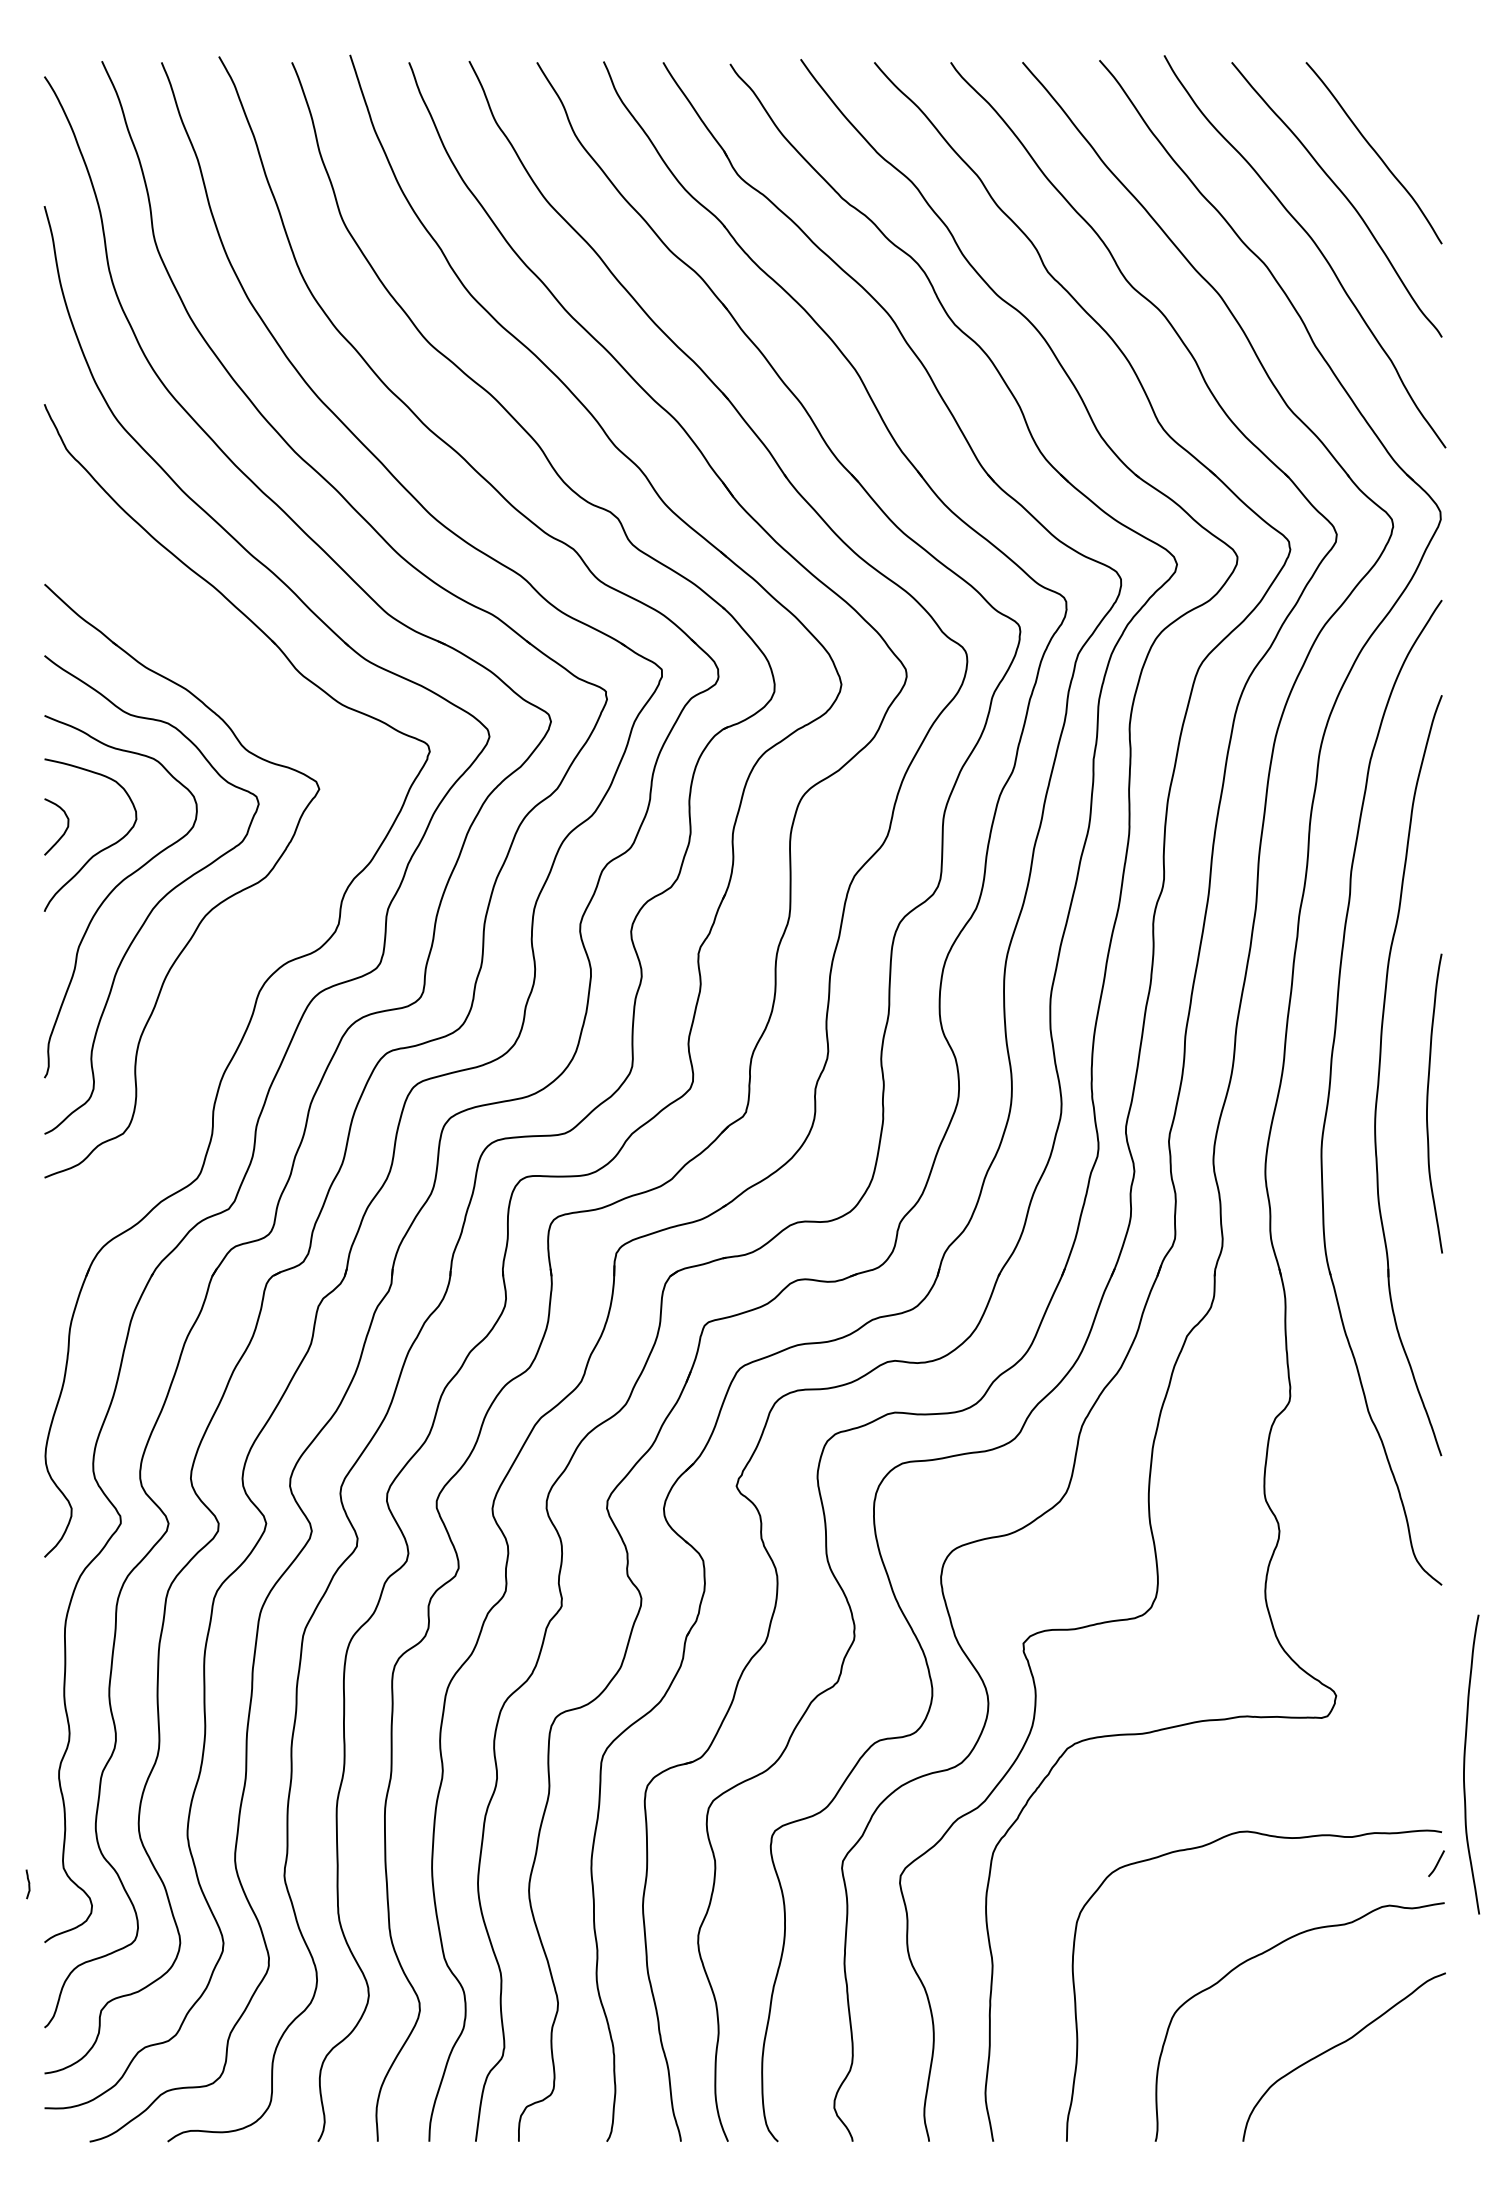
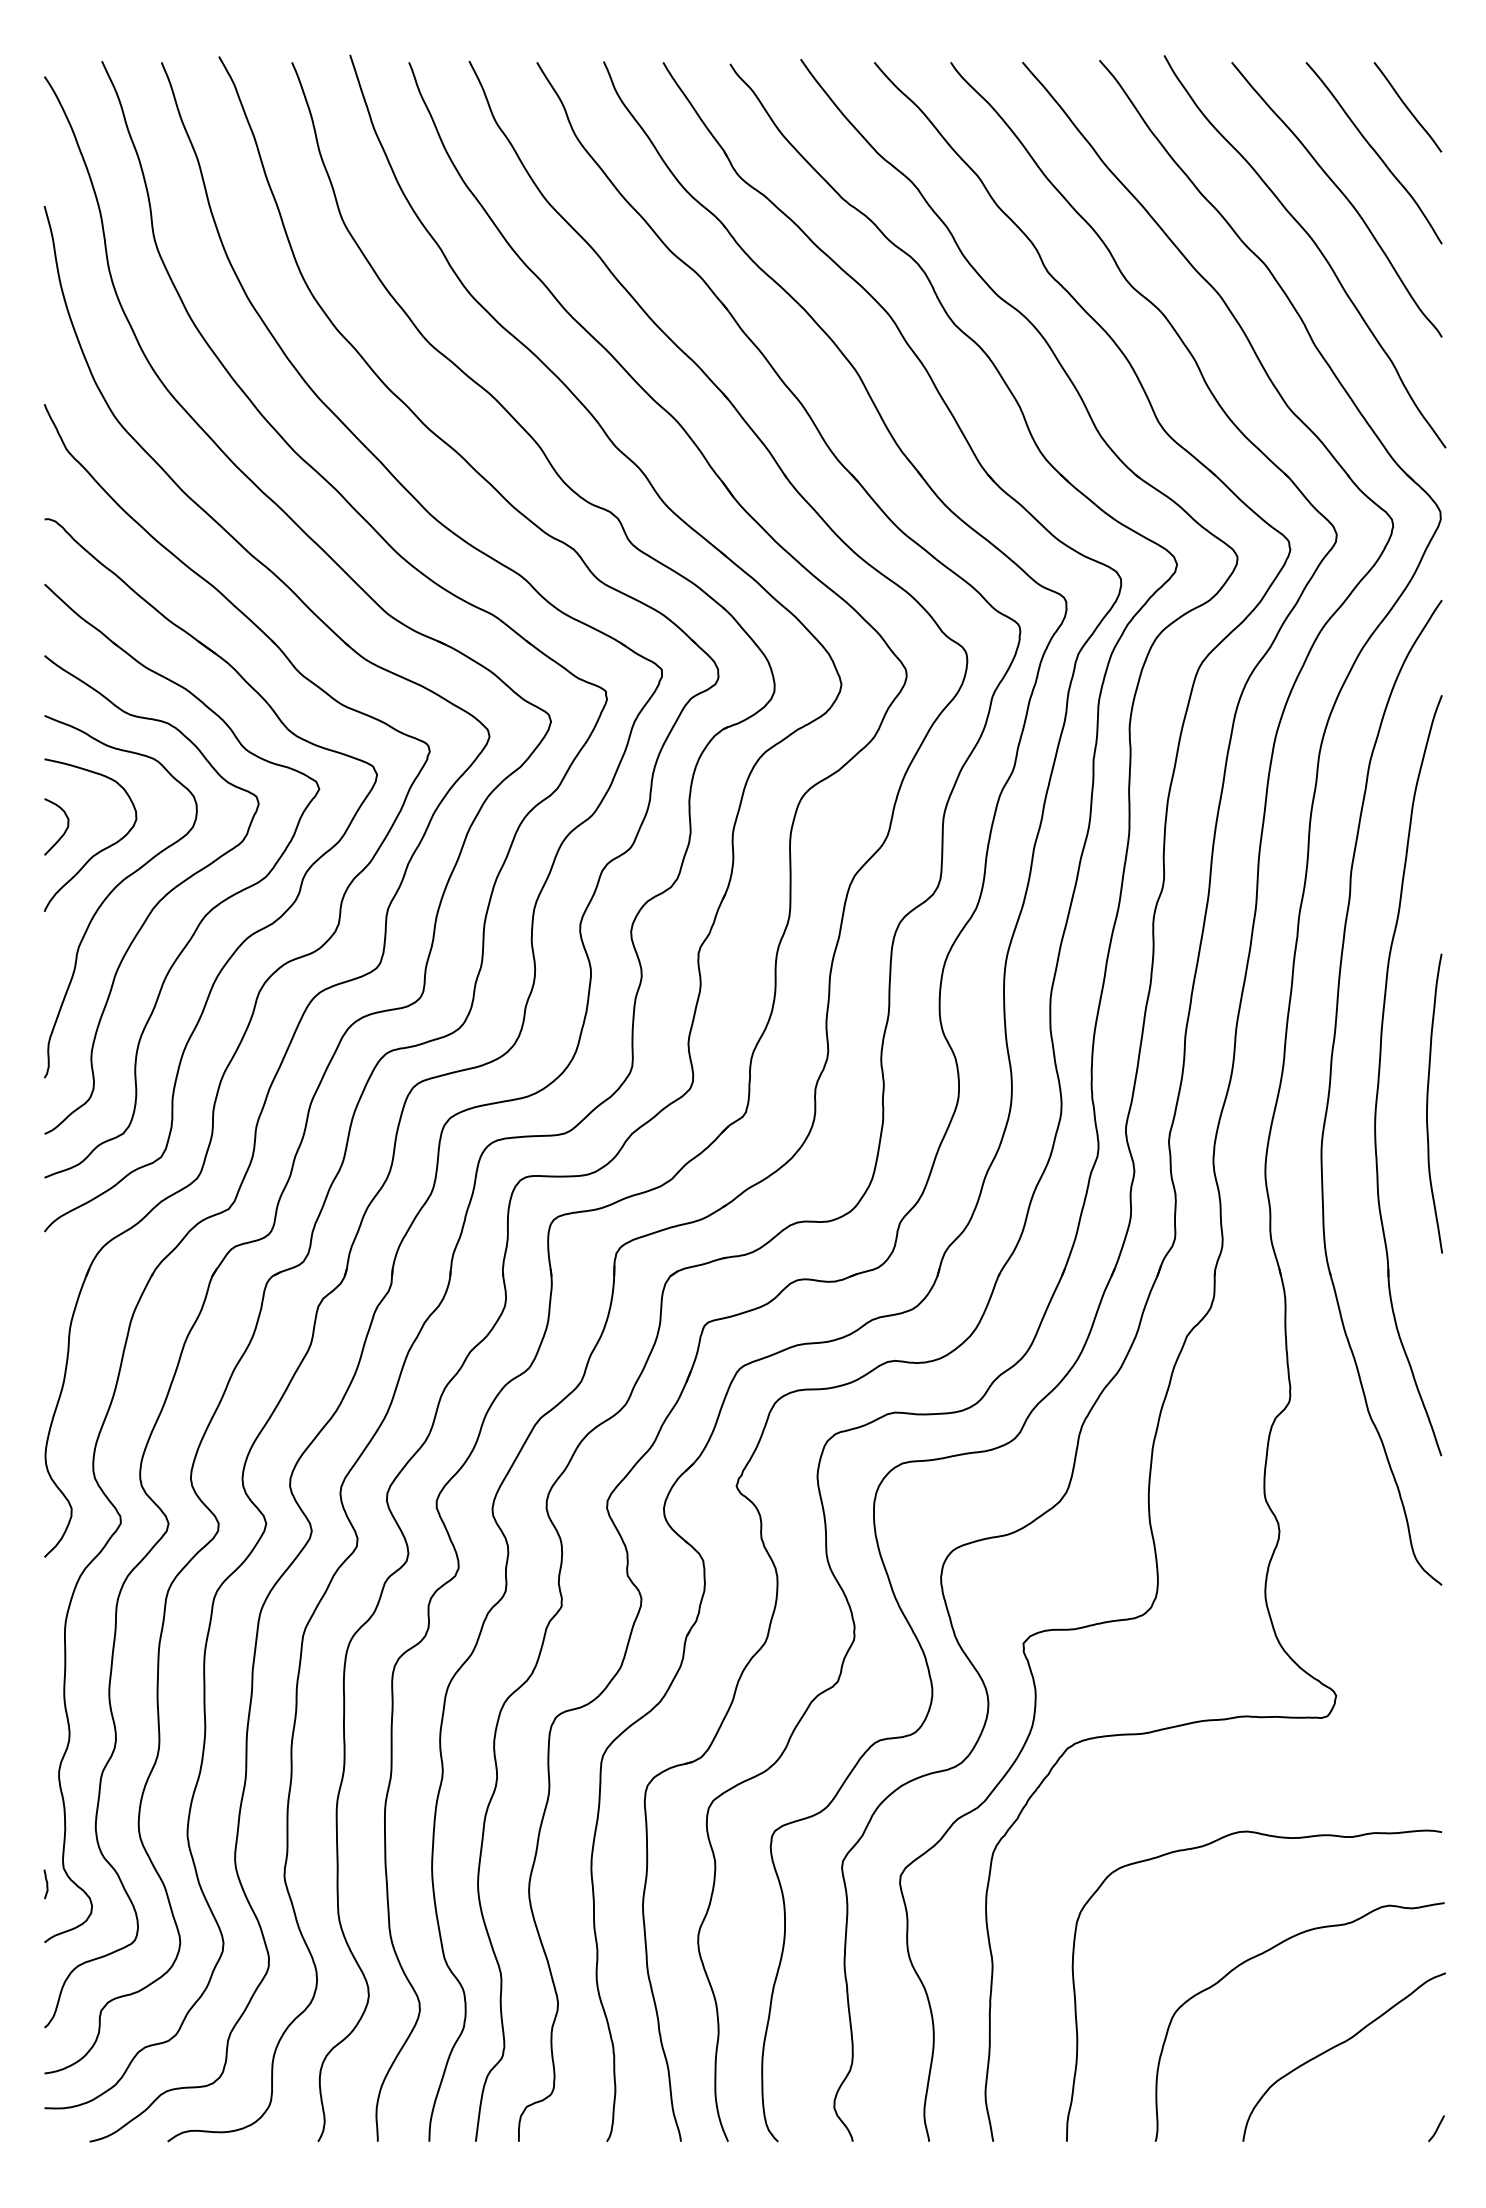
curve: none -> present (1407, 107)
part: none -> present (250, 934)
curve: present -> none (1465, 1764)
curve position: (1436, 1863) -> (1436, 2128) (1436, 2128)
curve position: (28, 1884) -> (46, 1884) (46, 1884)
